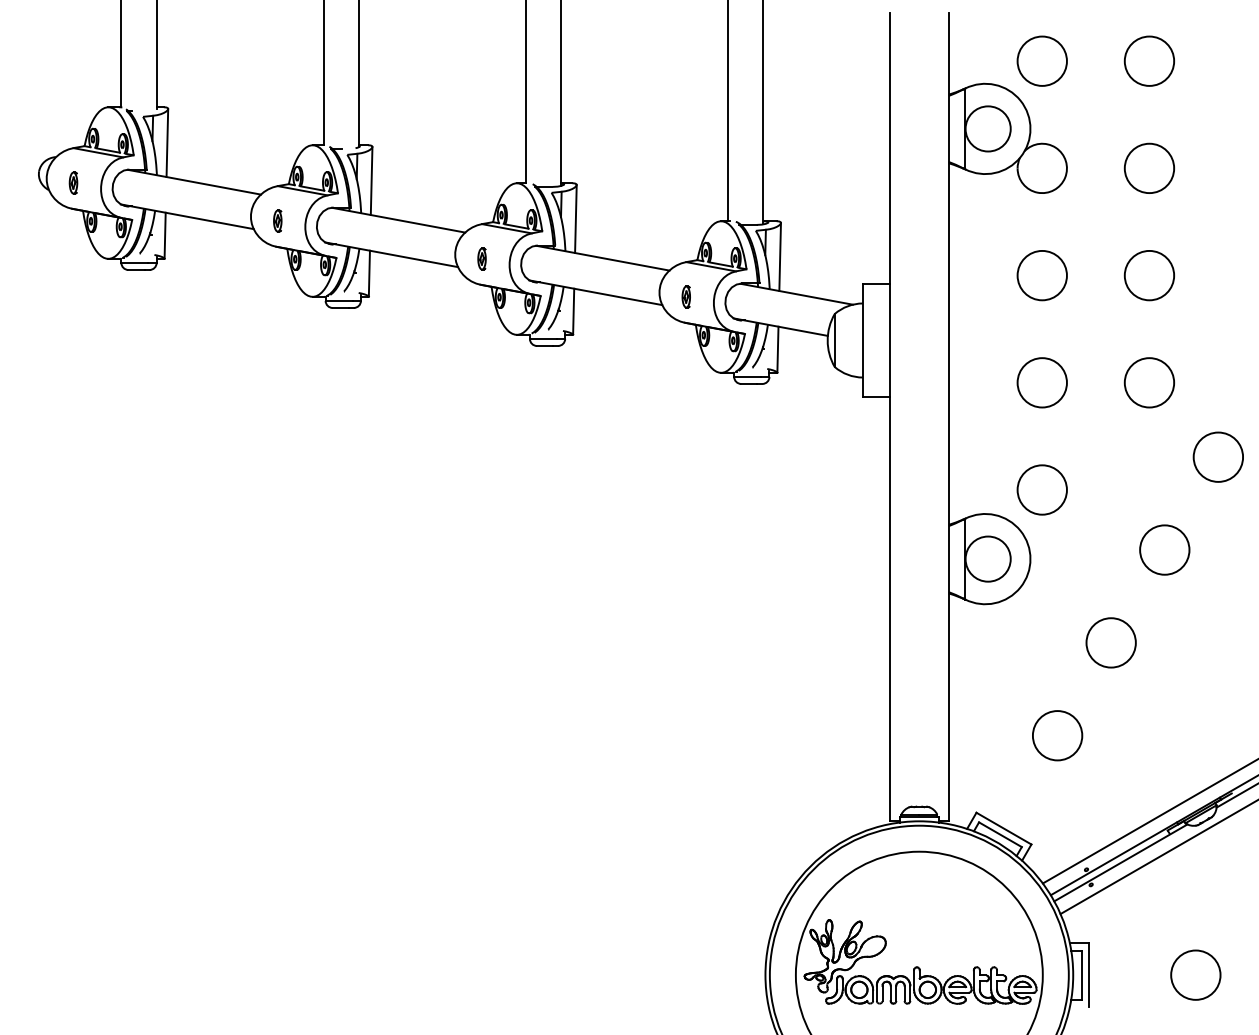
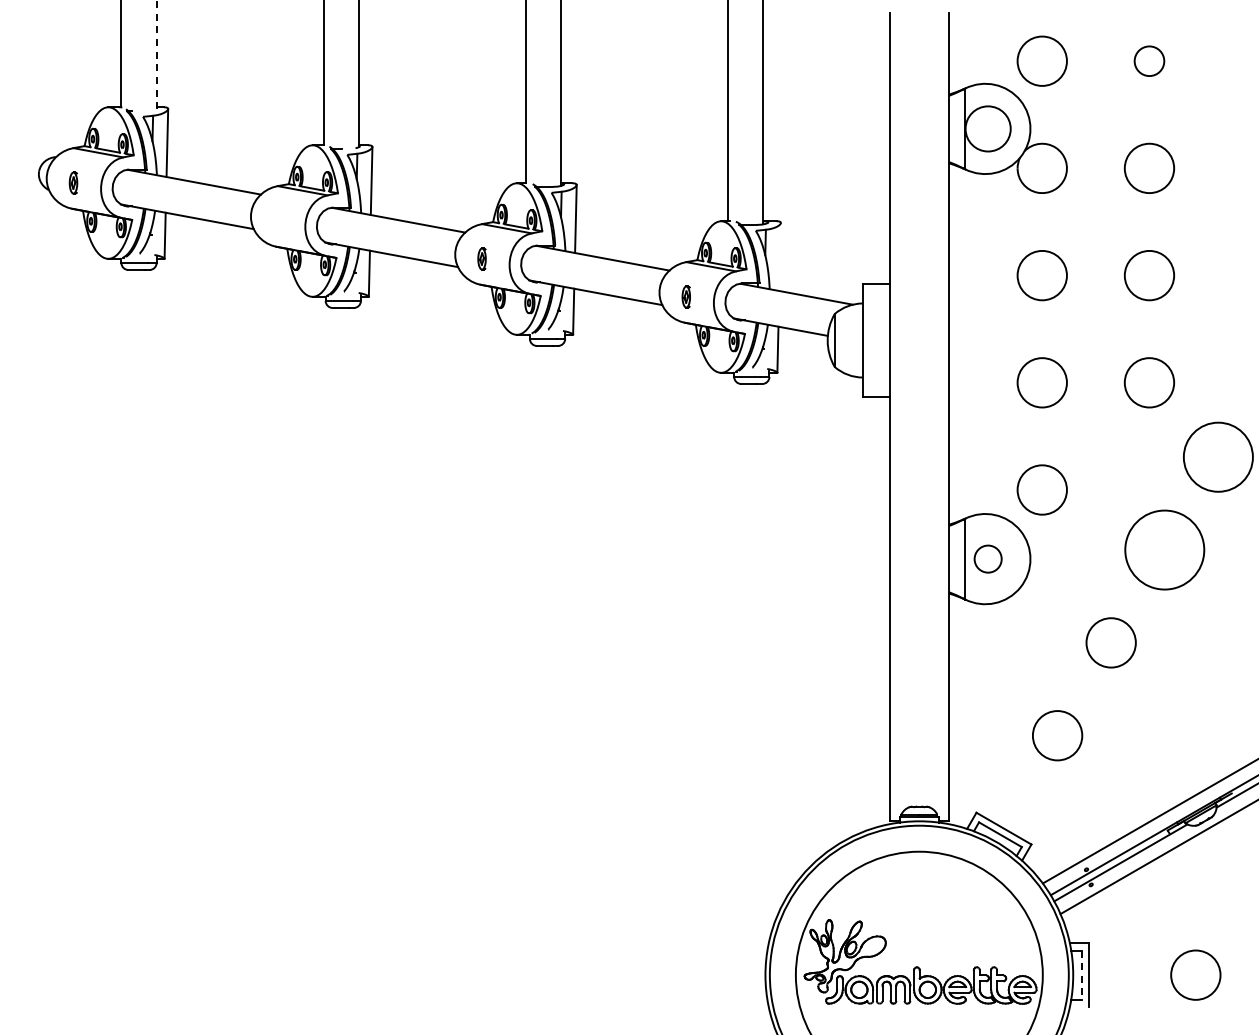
line: solid -> dashed (156, 54)
circle diameter: 49 px -> 30 px (1149, 61)
part: present -> none (277, 220)
line: present -> none (779, 257)
circle diameter: 49 px -> 69 px (1217, 456)
circle diameter: 49 px -> 79 px (1164, 549)
circle diameter: 45 px -> 27 px (987, 558)
line: solid -> dashed (1081, 975)
